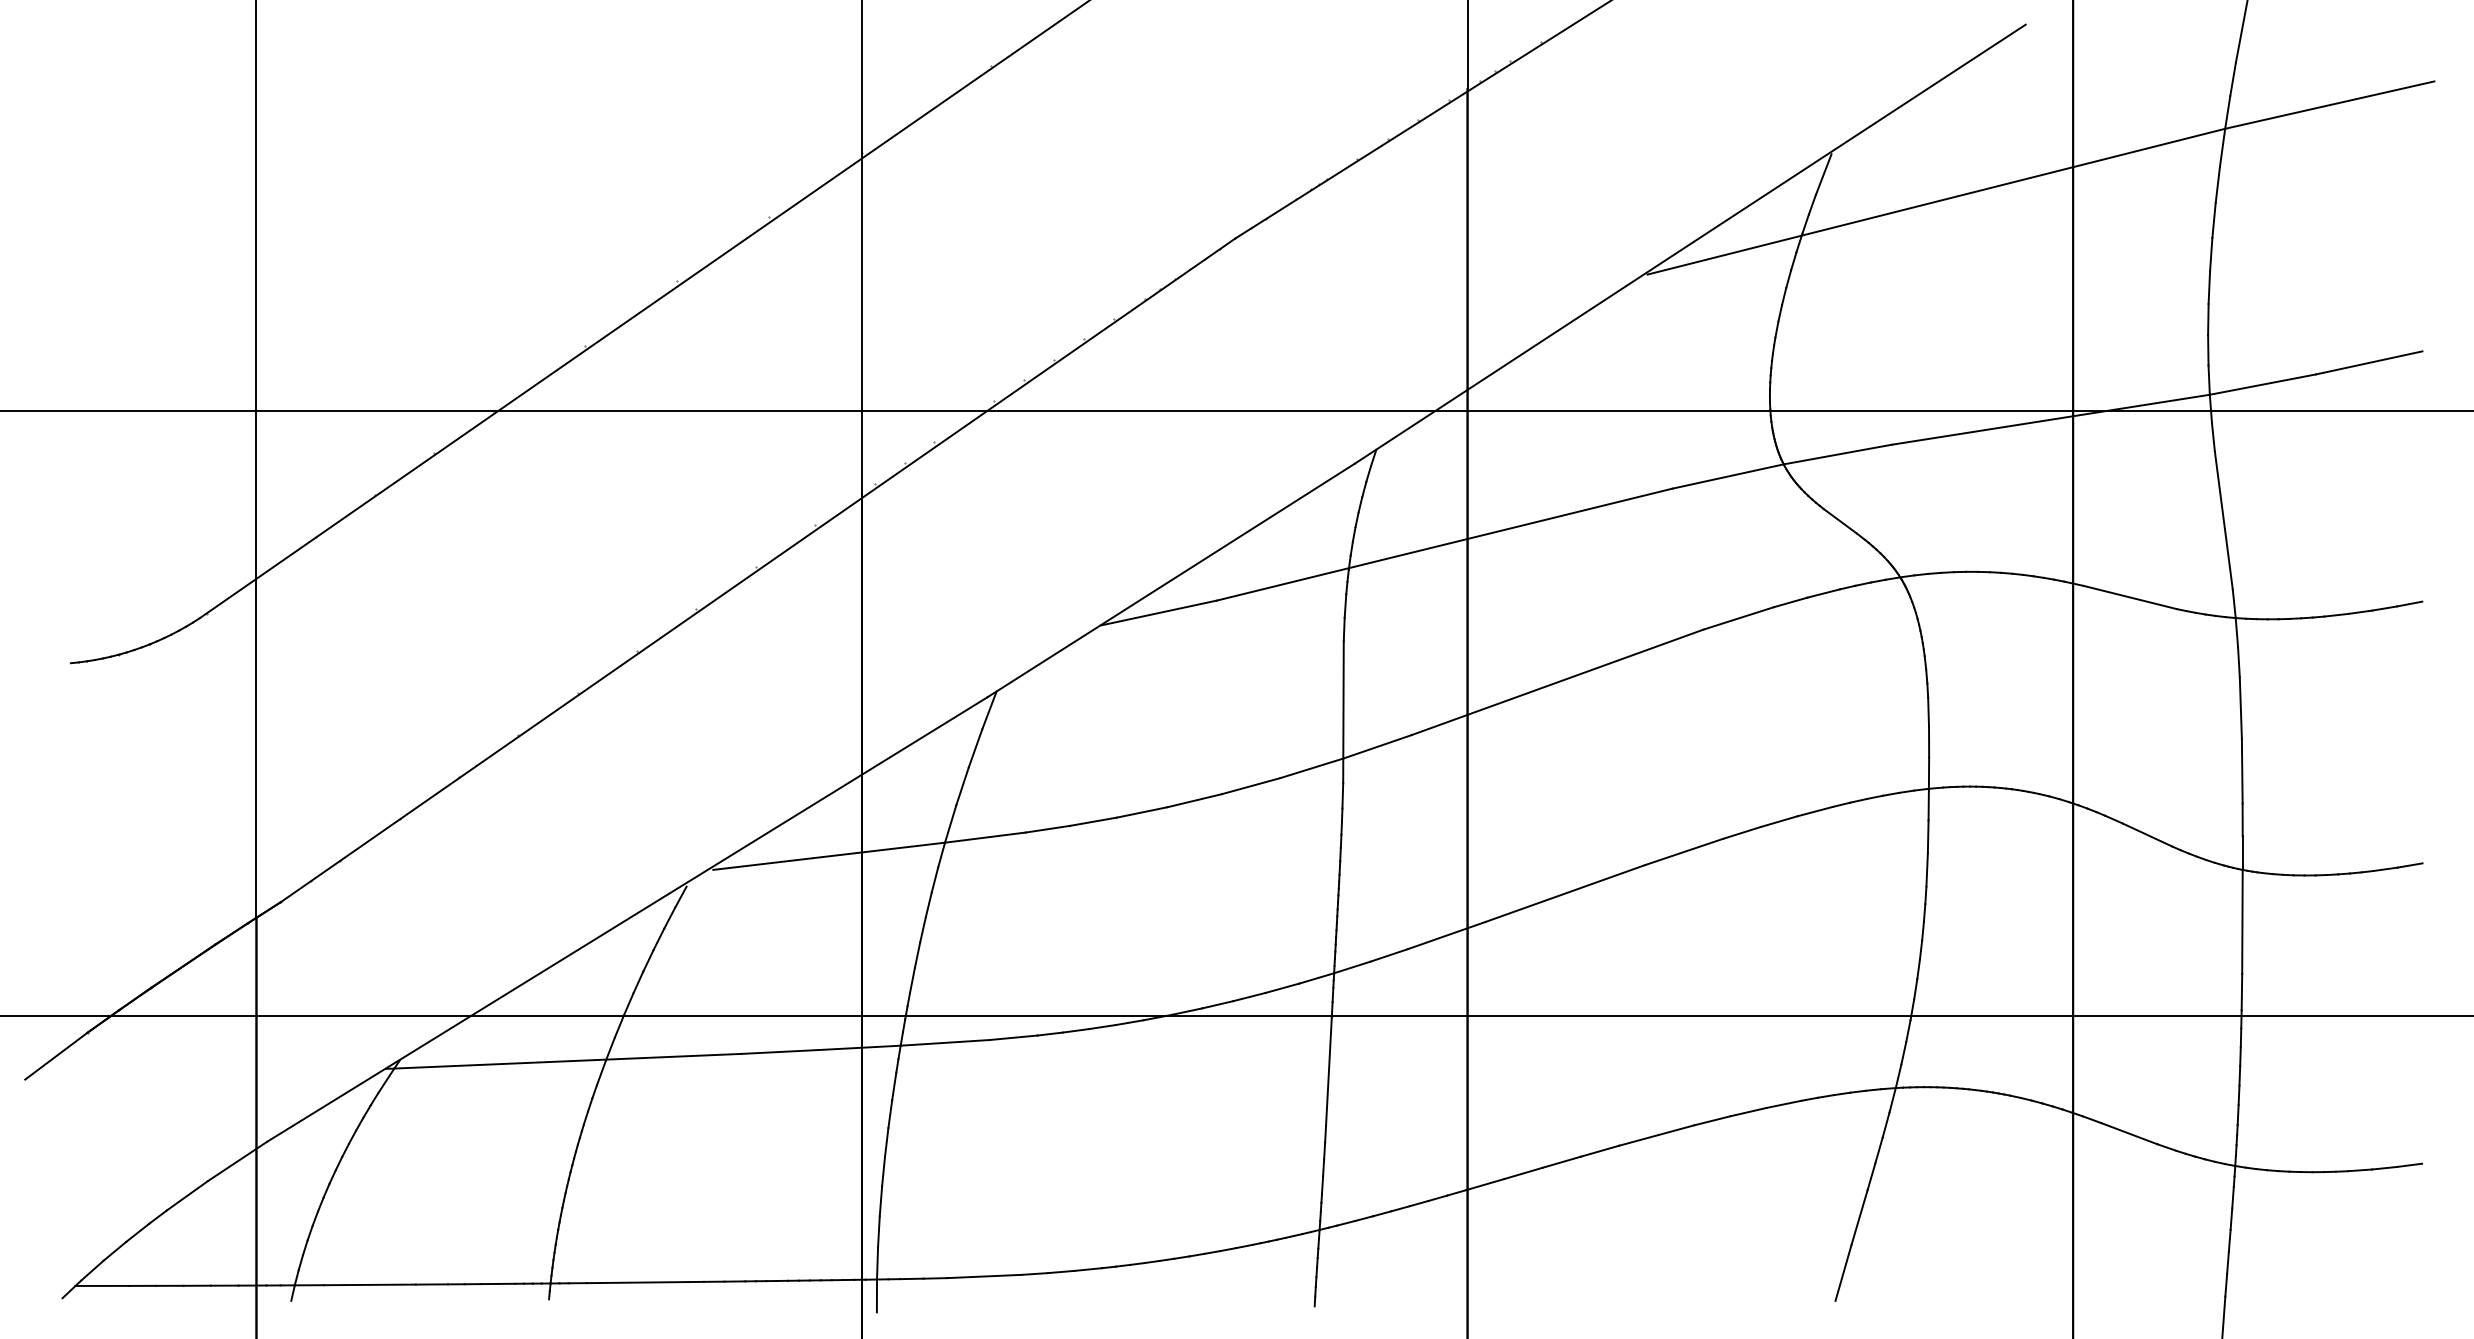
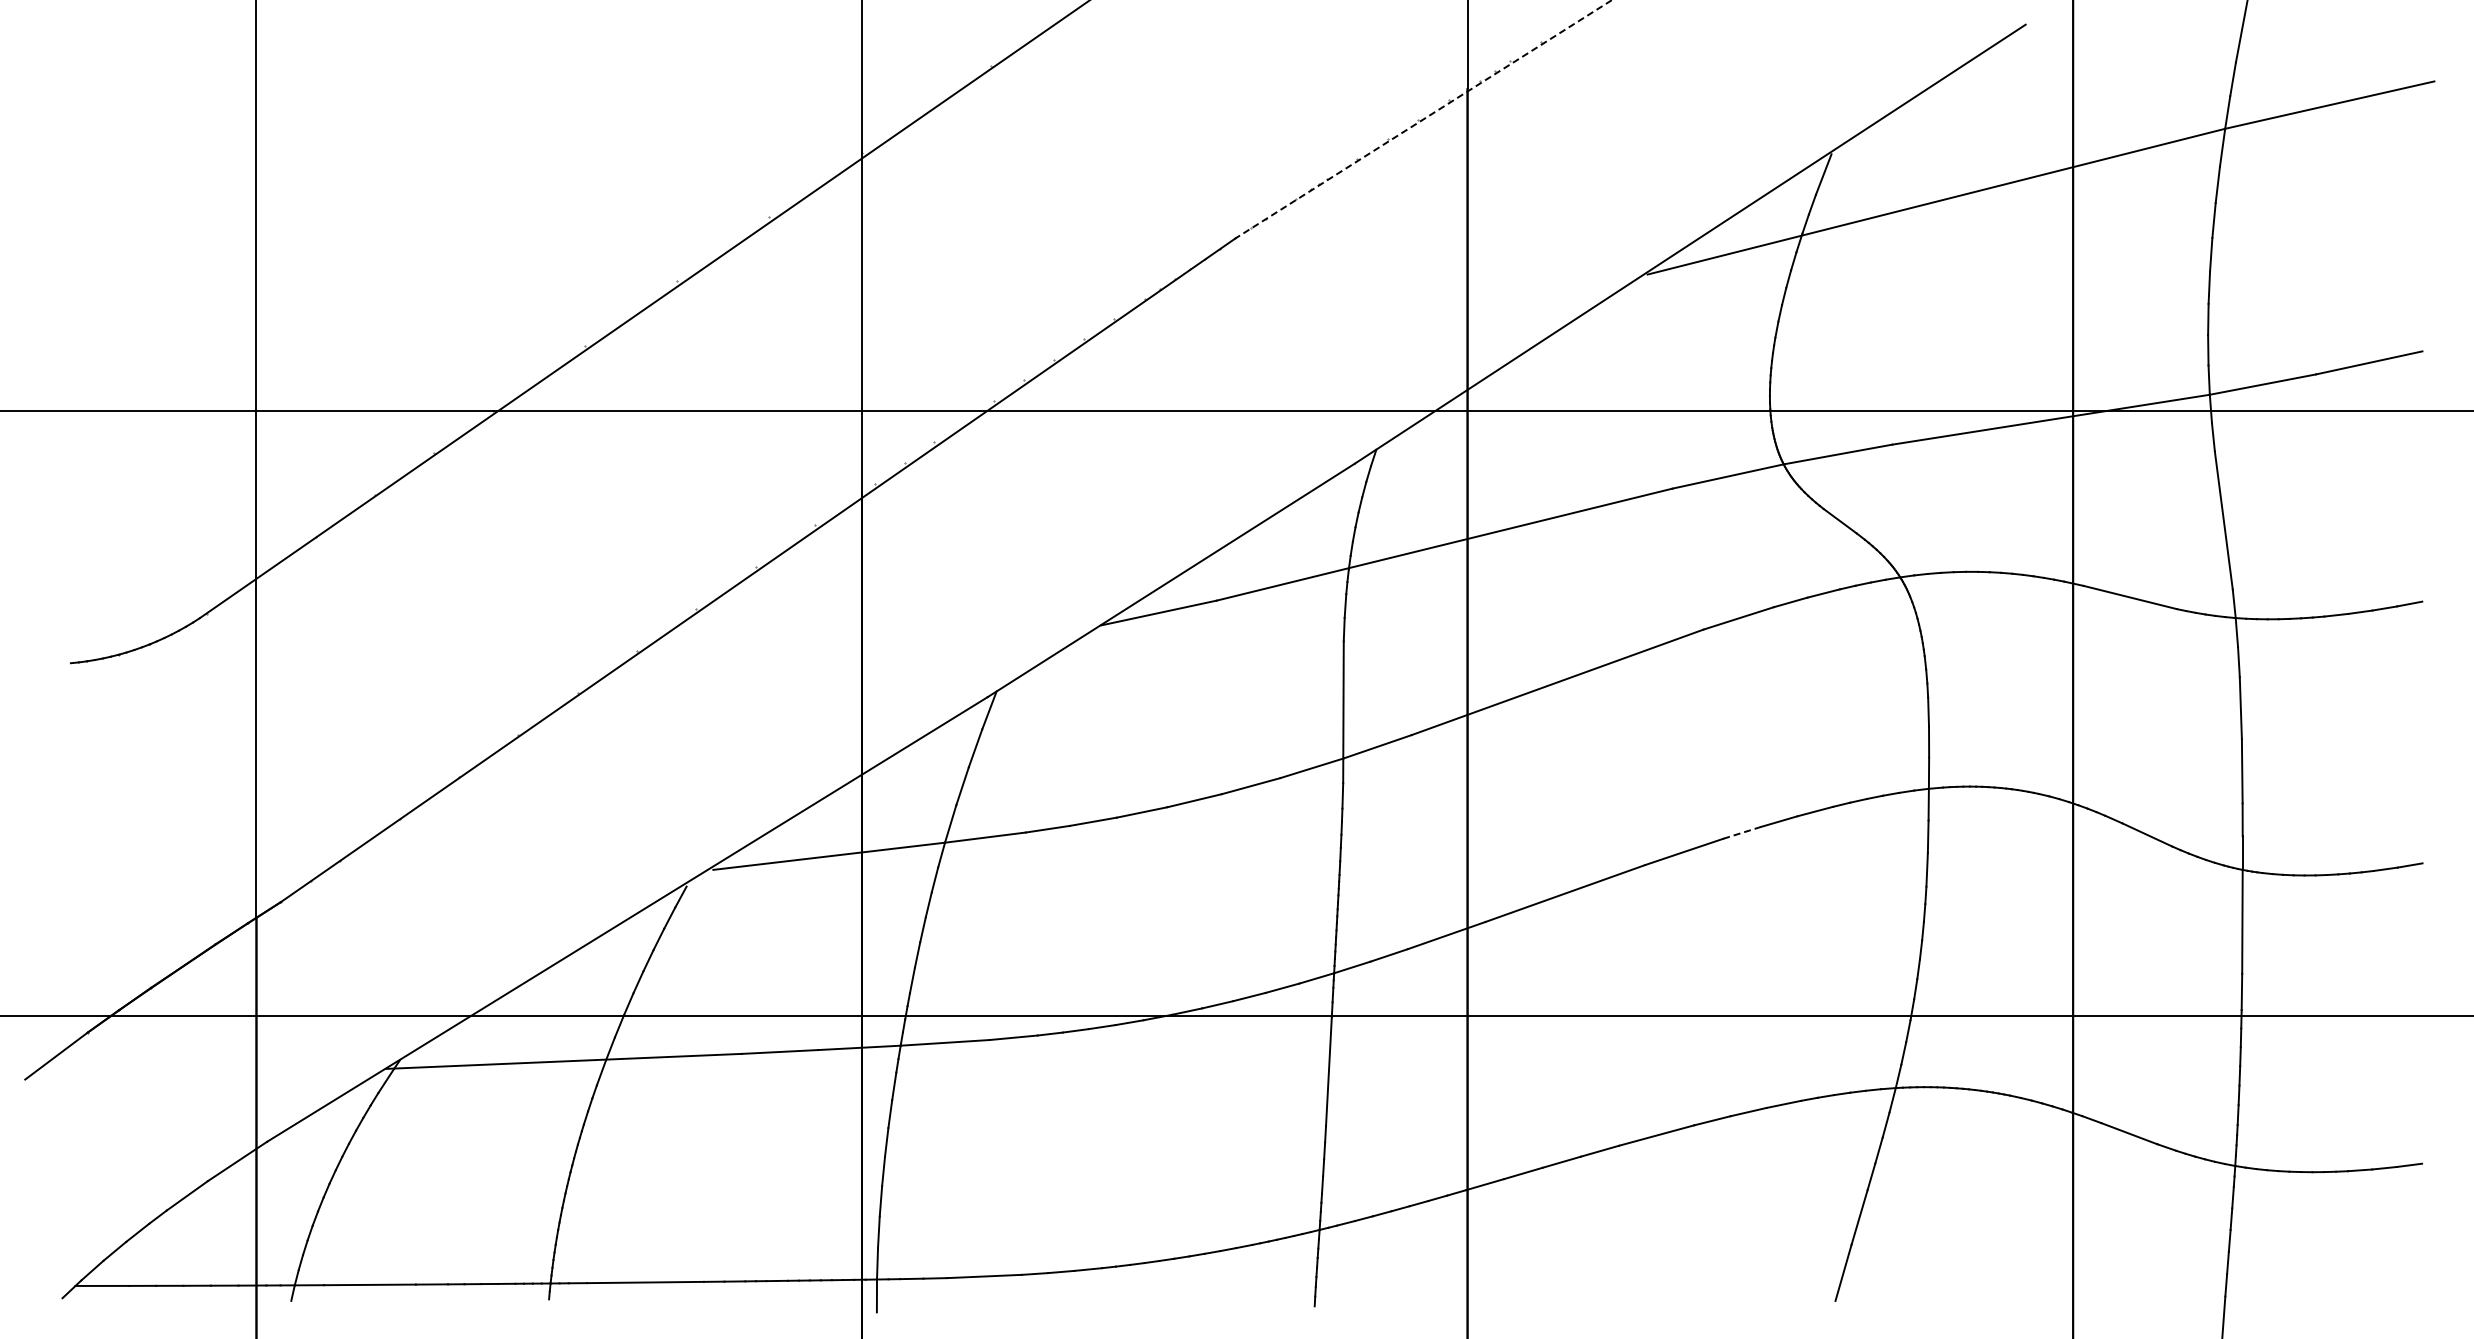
line: solid -> dashed (1423, 119)
line: solid -> dashed (1742, 832)
